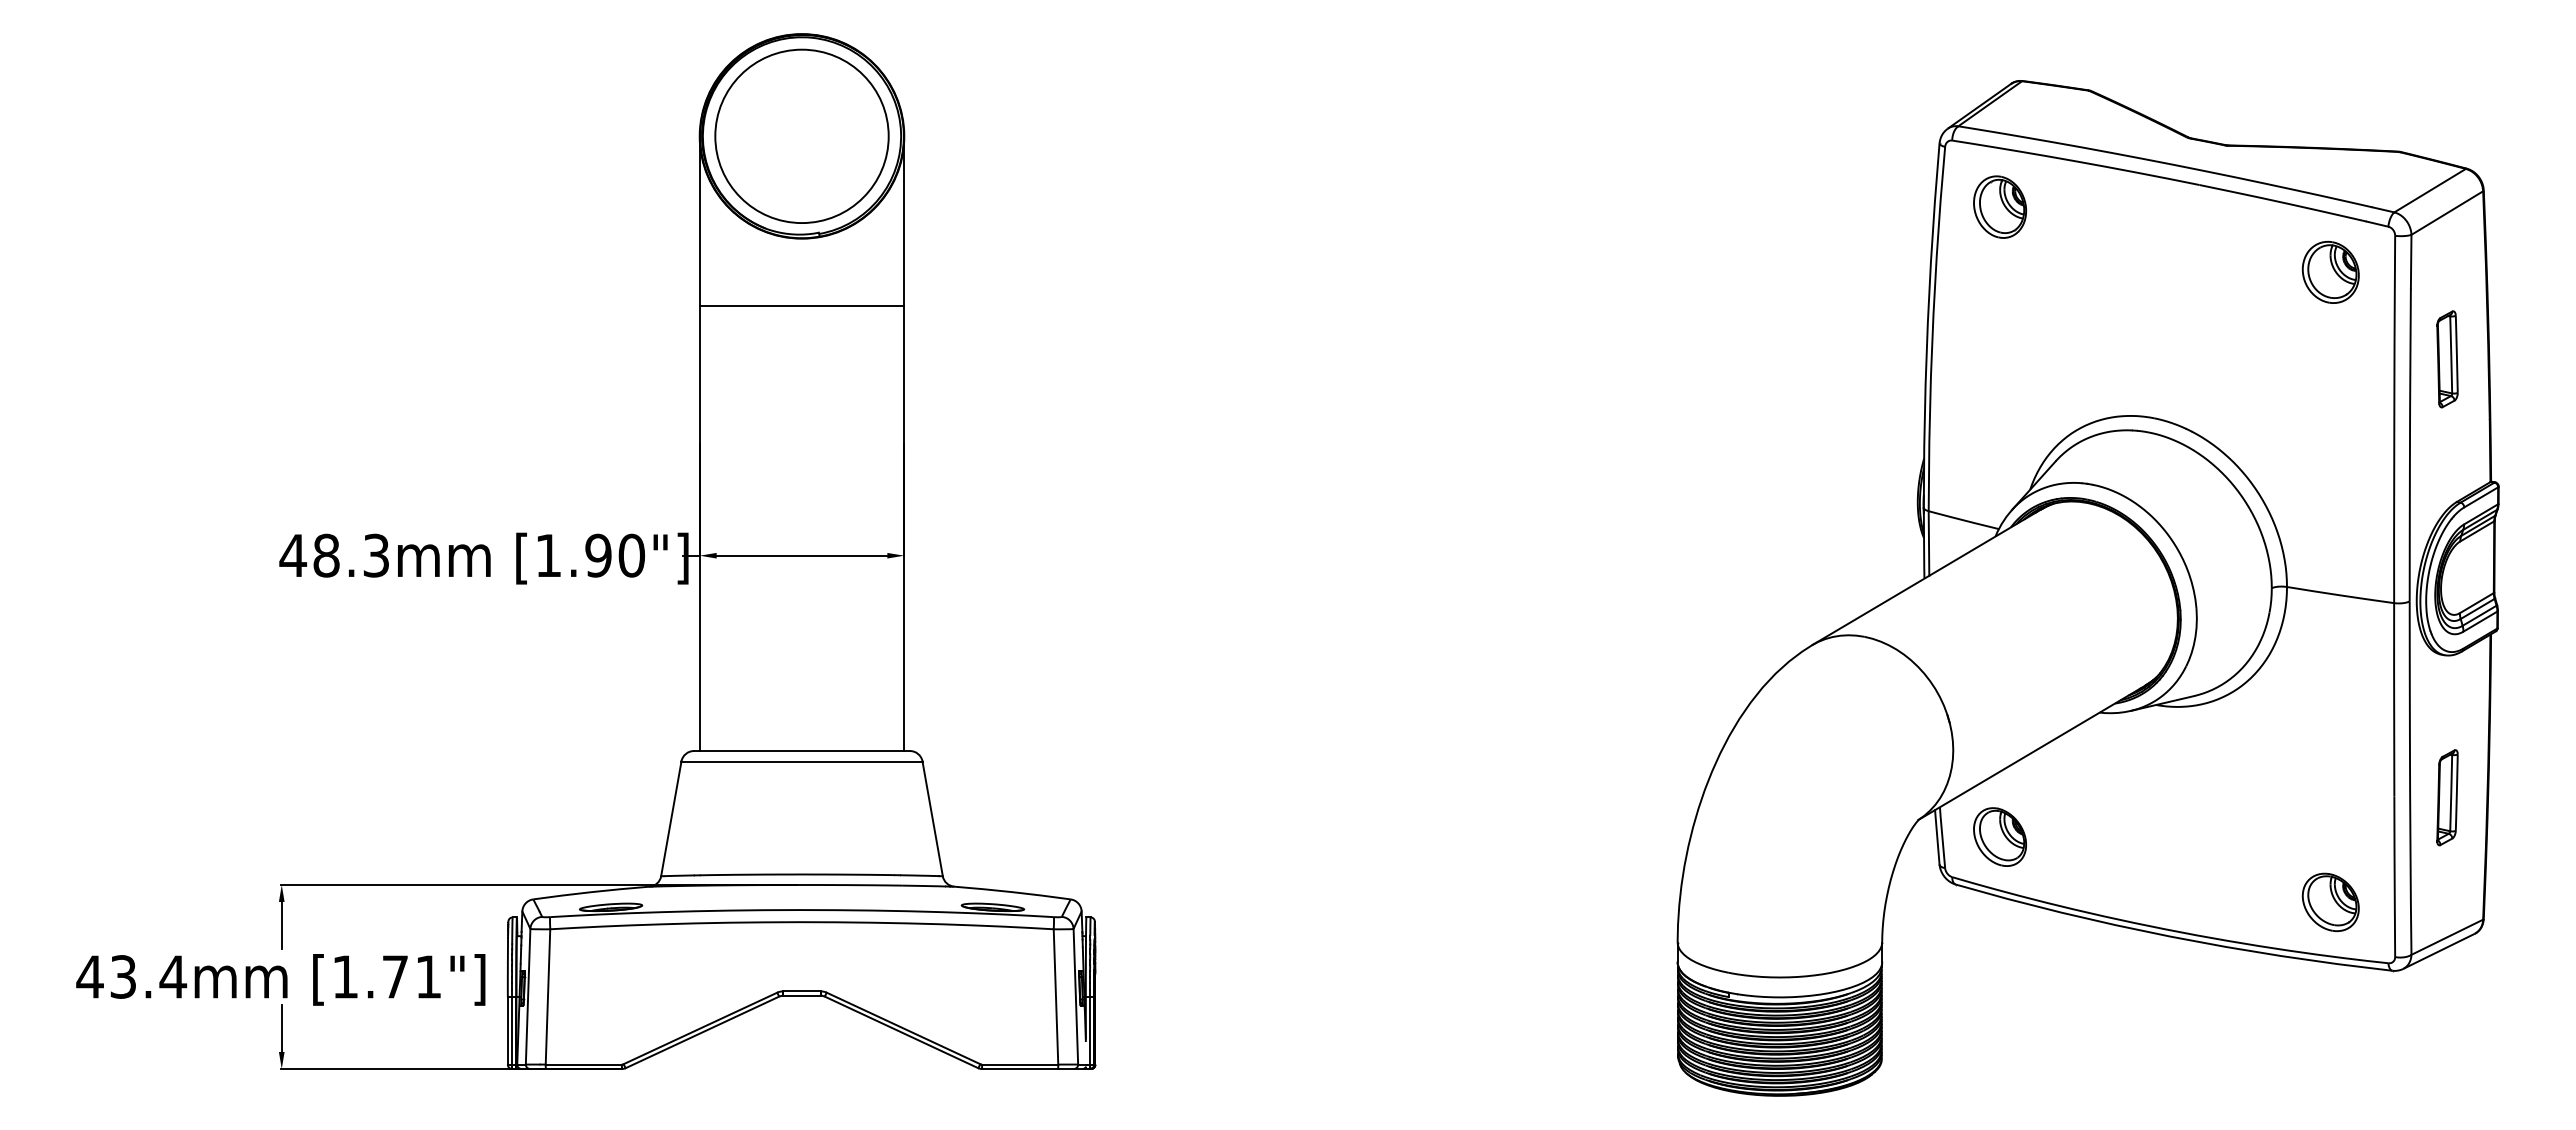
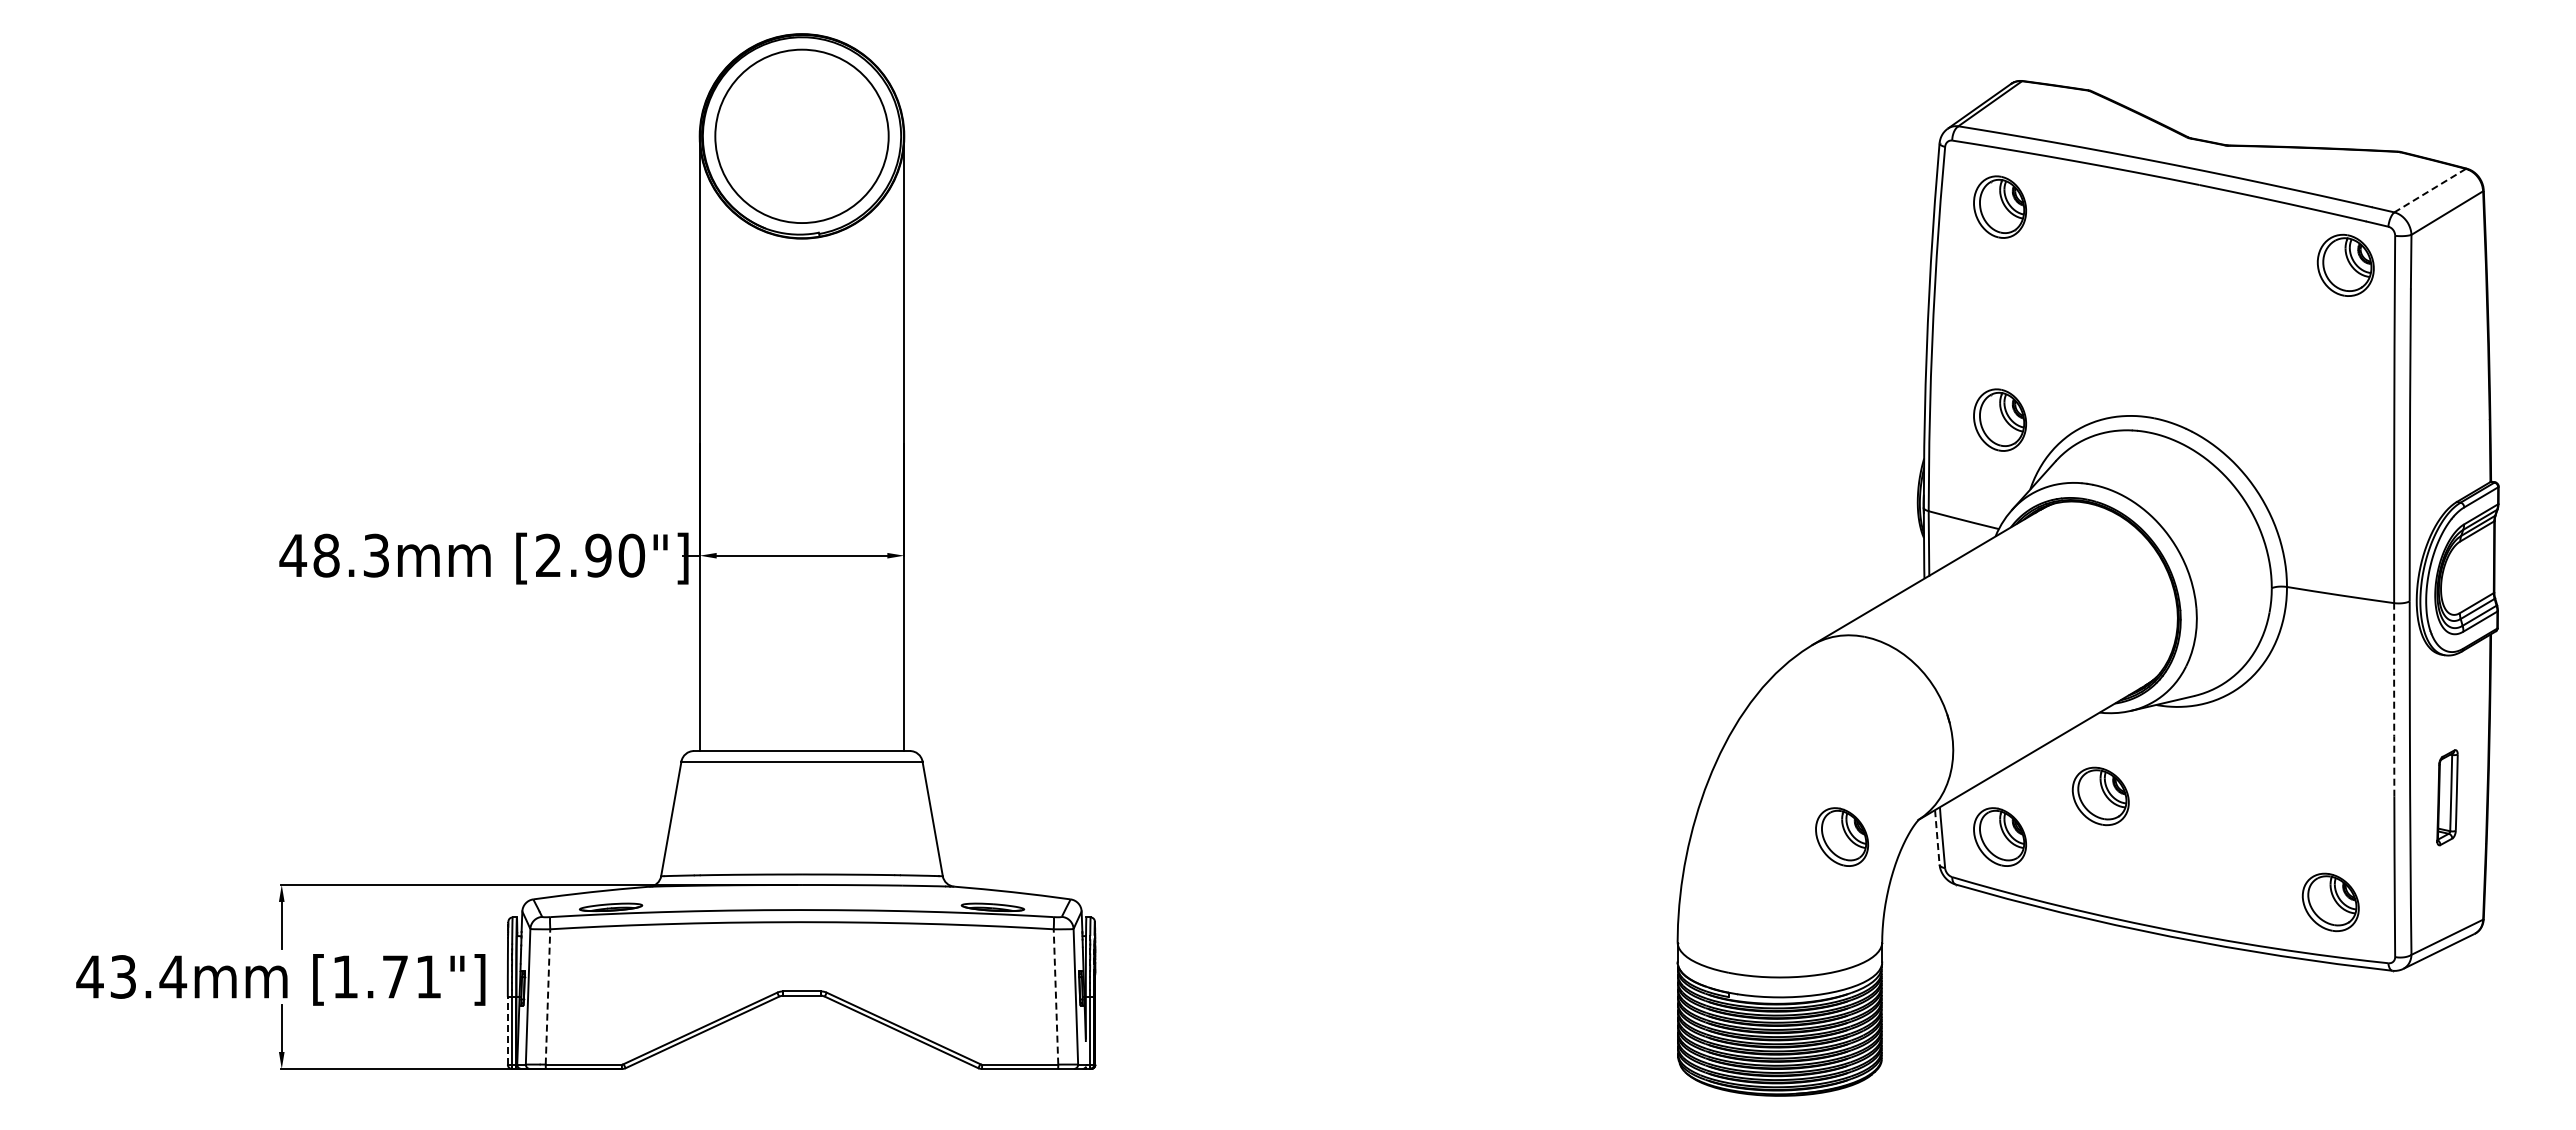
line: solid -> dashed (2430, 190)
part position: (2330, 271) -> (2345, 264) (2345, 264)
line: present -> none (801, 305)
part: present -> none (2447, 359)
part: none -> present (1999, 419)
text: [1.90"] -> [2.90"] (548, 554)
line: solid -> dashed (2394, 699)
part: none -> present (2100, 796)
part: none -> present (1841, 836)
line: solid -> dashed (1937, 837)
line: solid -> dashed (547, 996)
line: solid -> dashed (1055, 996)
line: solid -> dashed (507, 1030)
